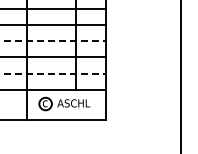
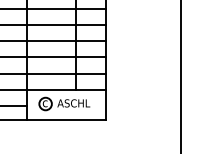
line: dashed -> solid (53, 41)
line: dashed -> solid (53, 73)
line: none -> present (14, 105)
